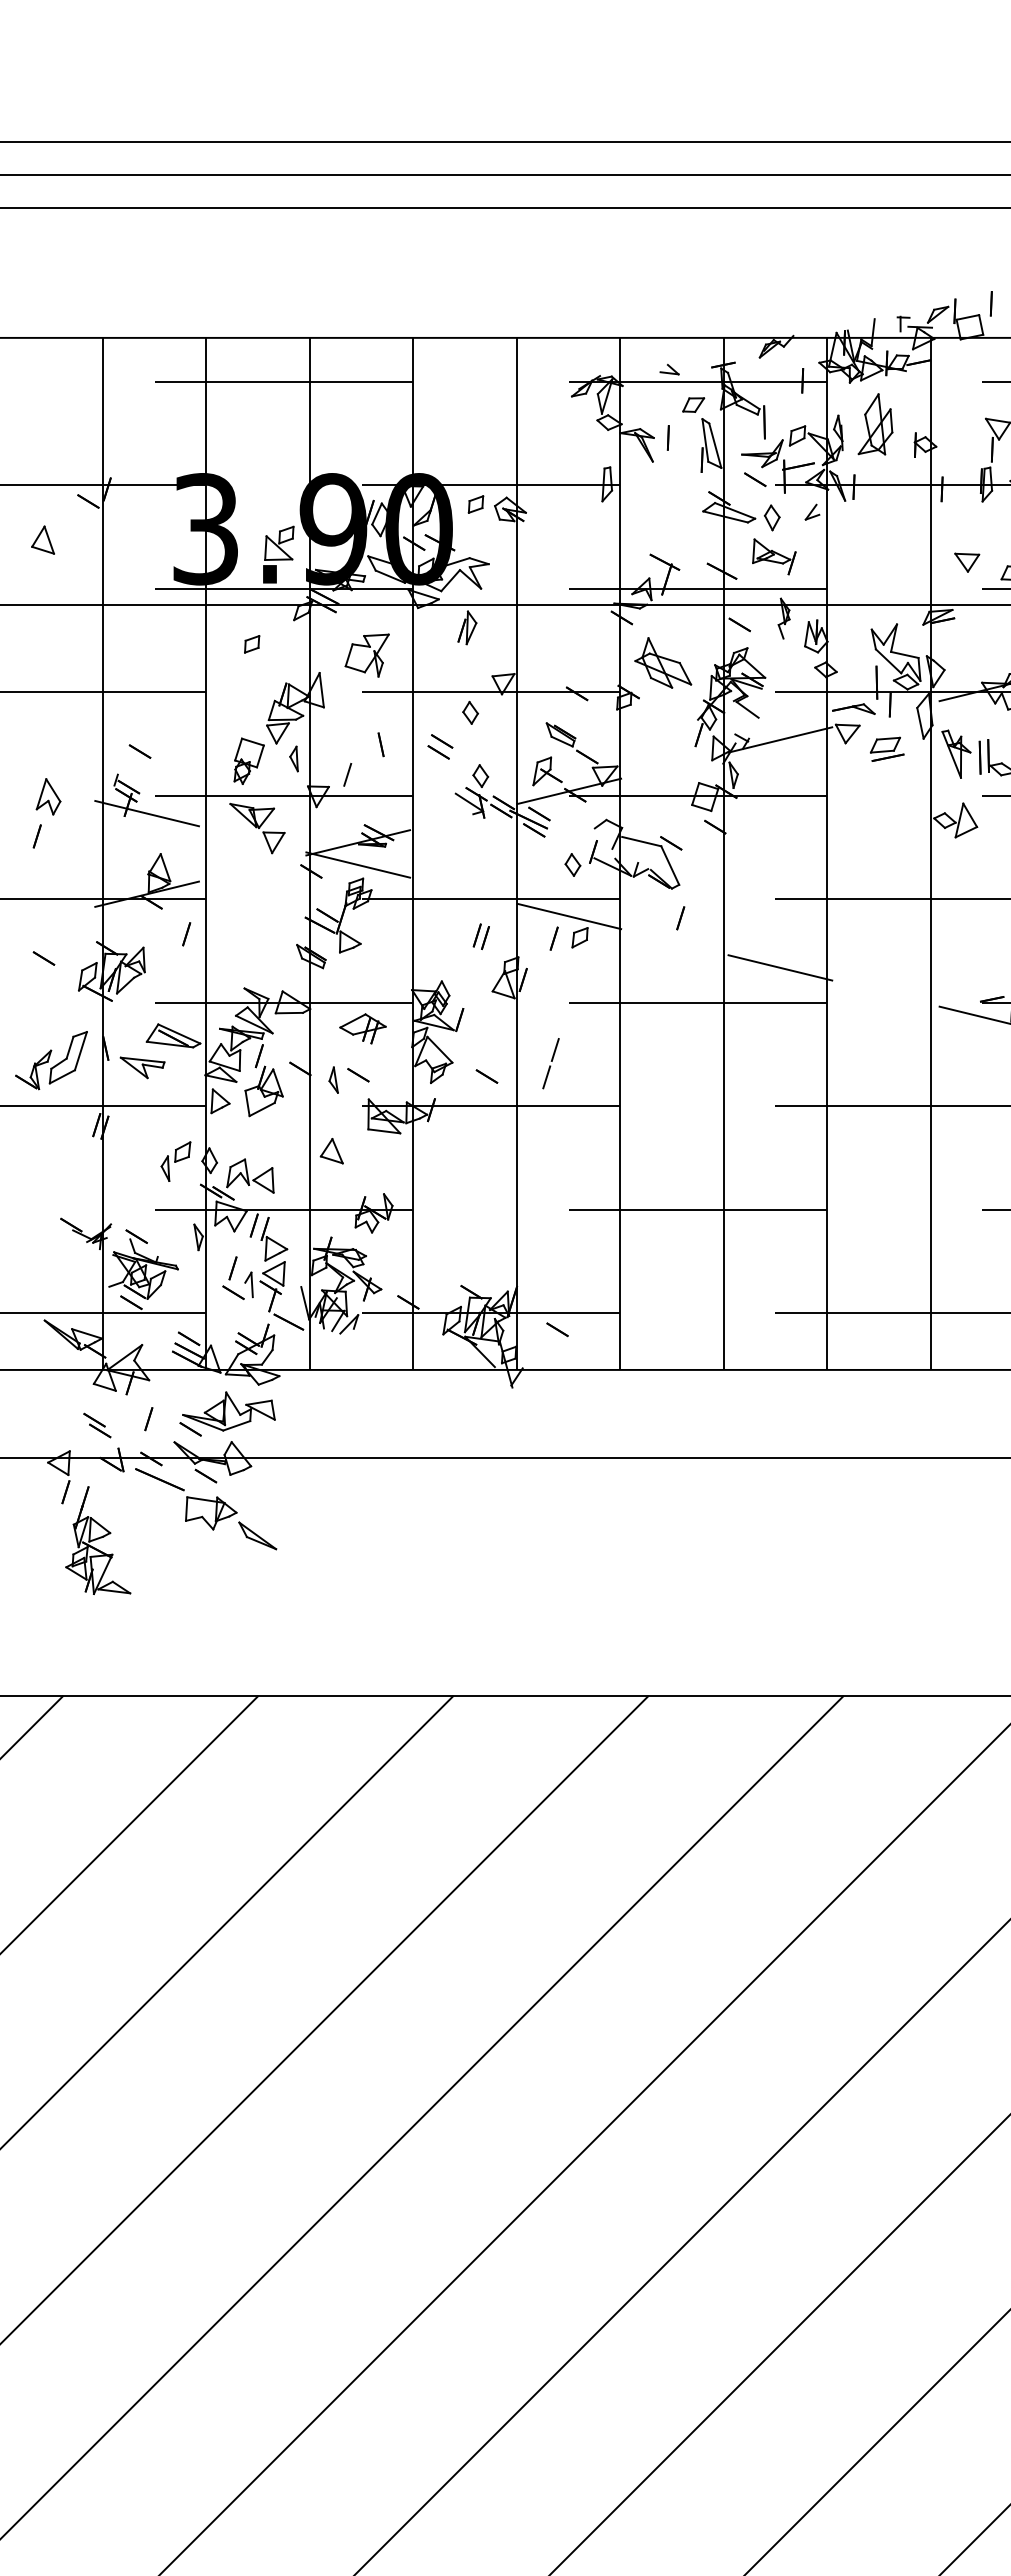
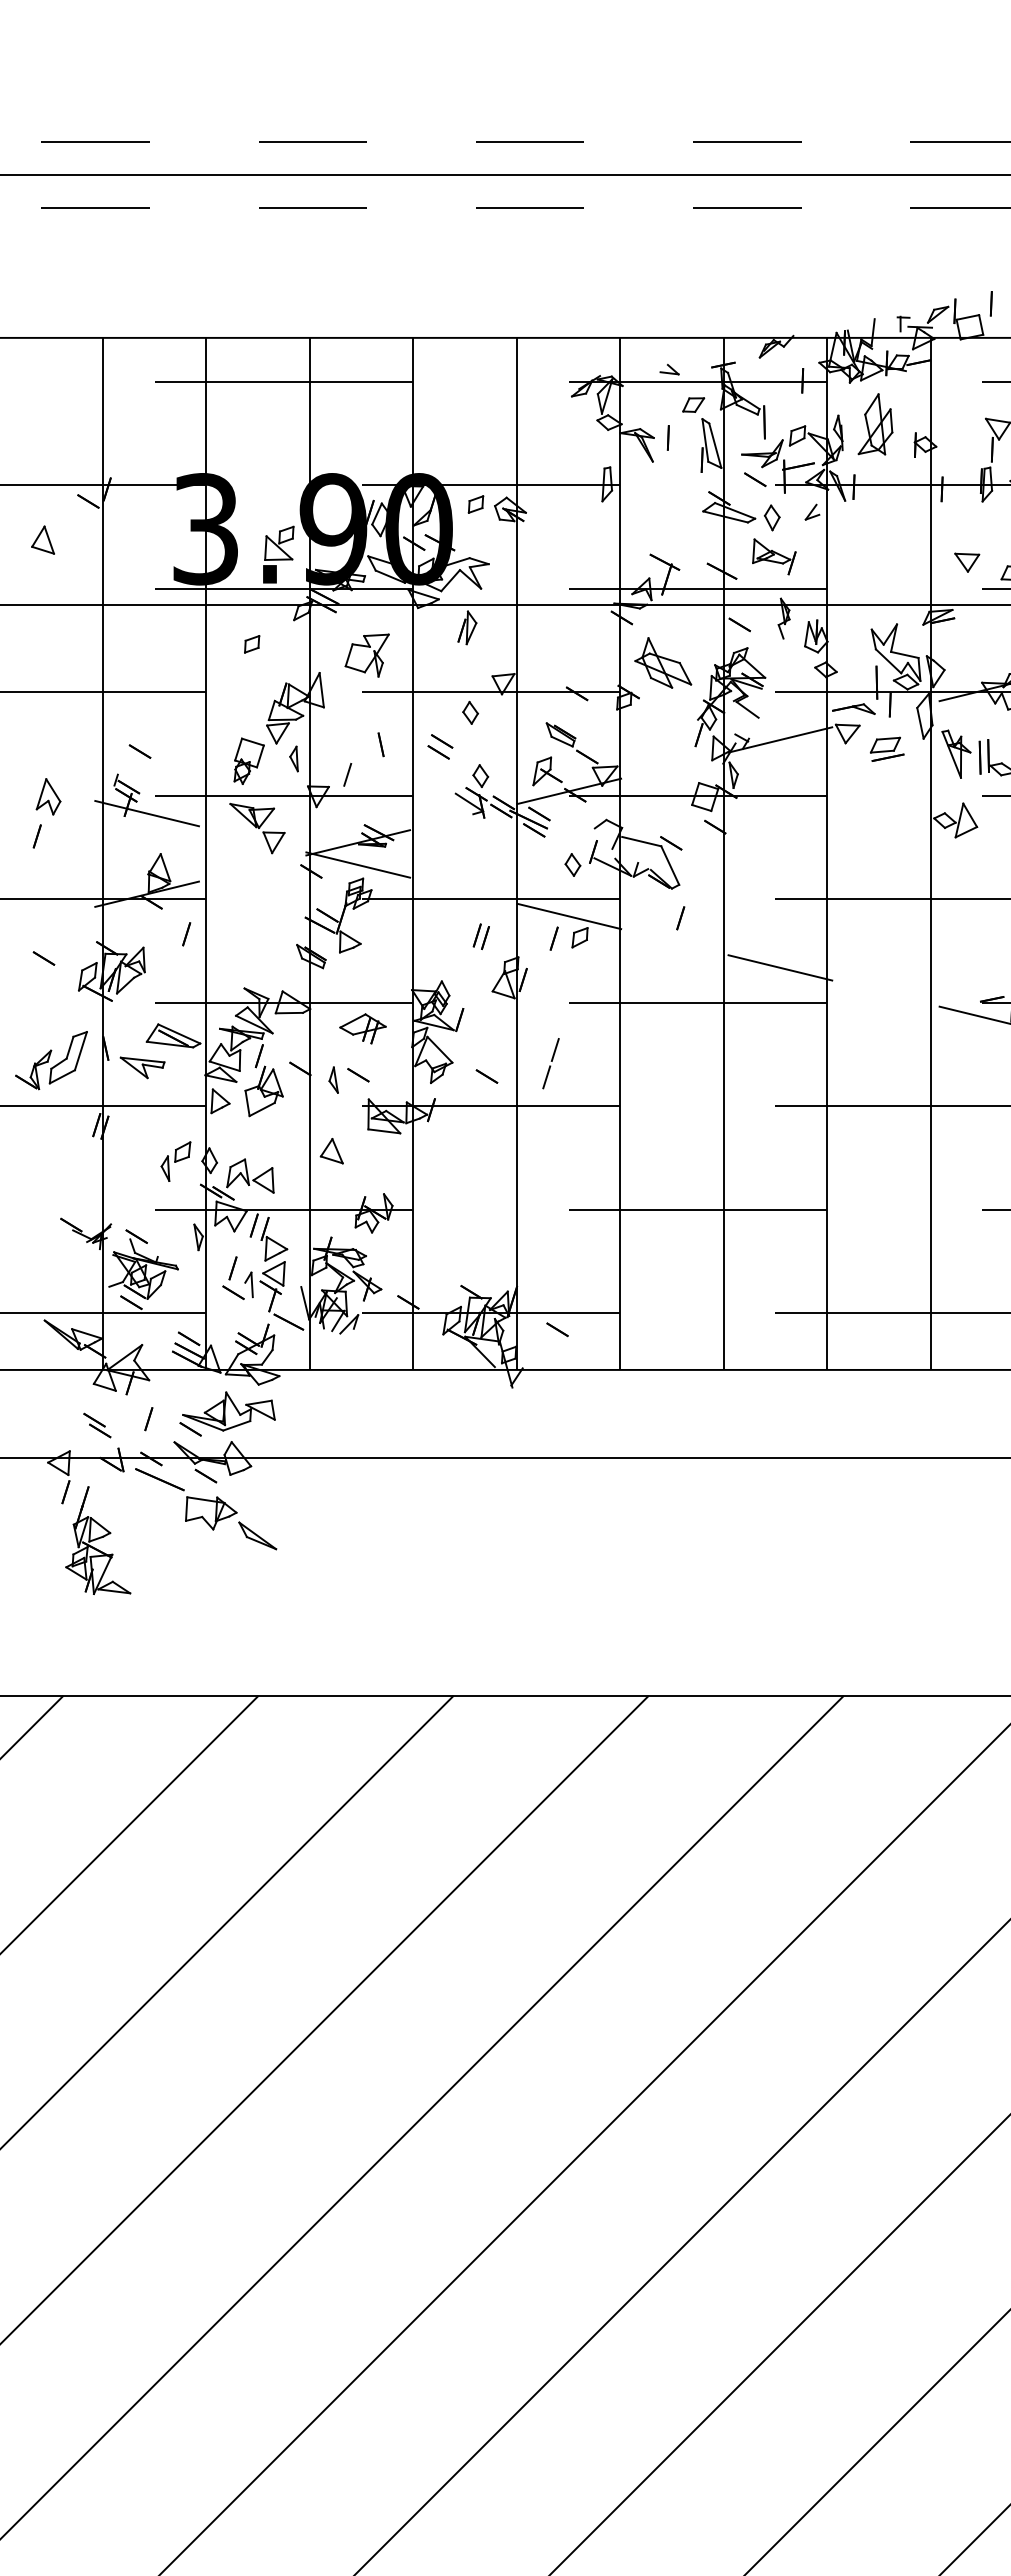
line: solid -> dashed (504, 142)
line: solid -> dashed (504, 207)
